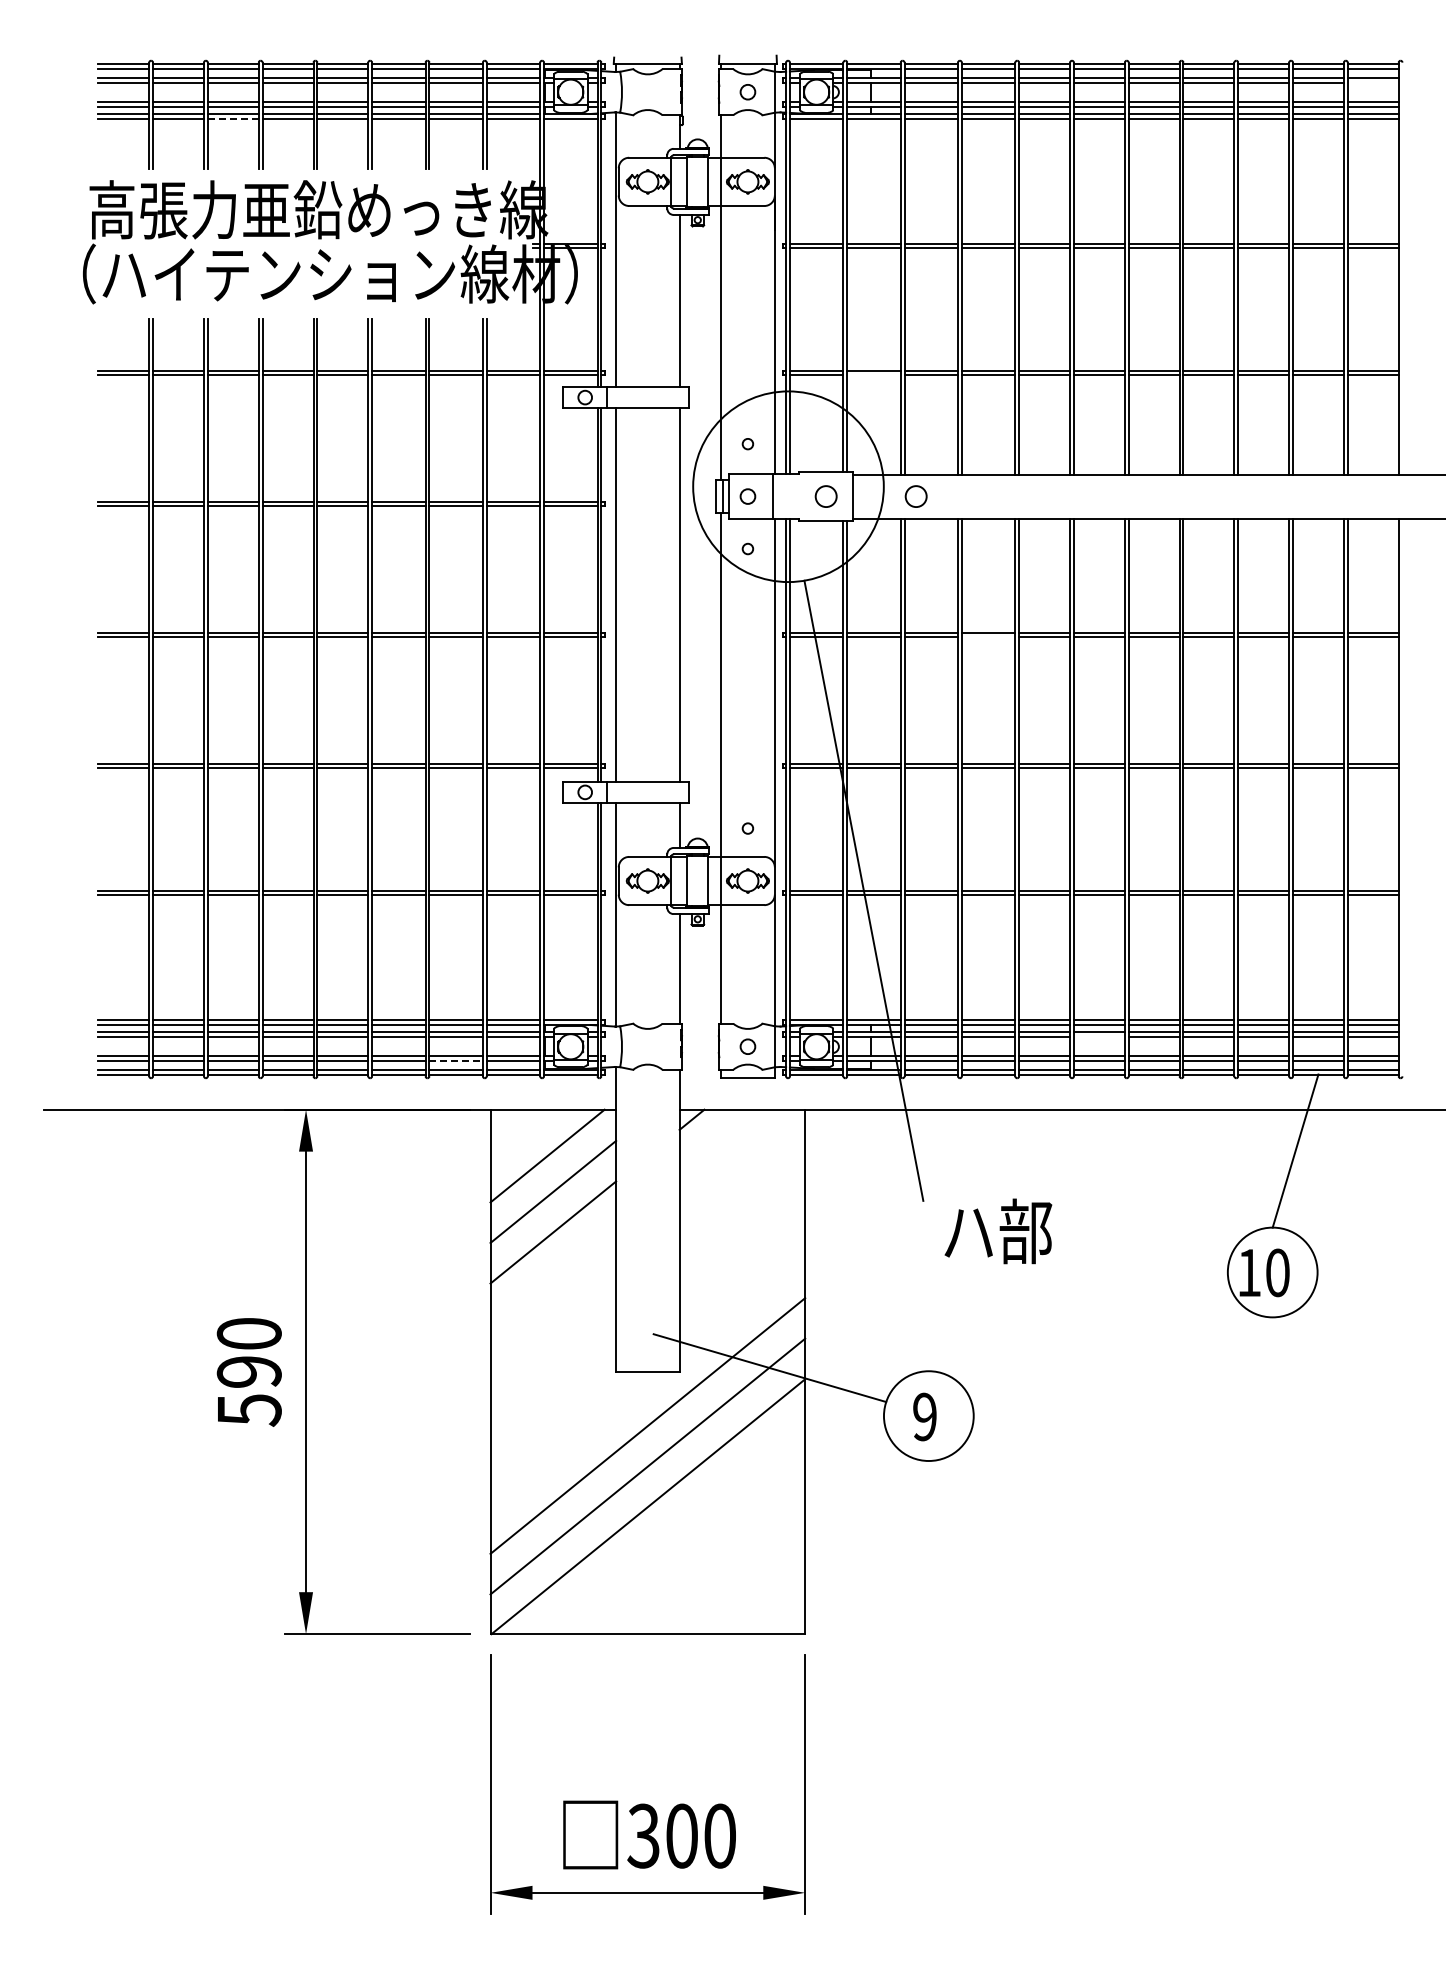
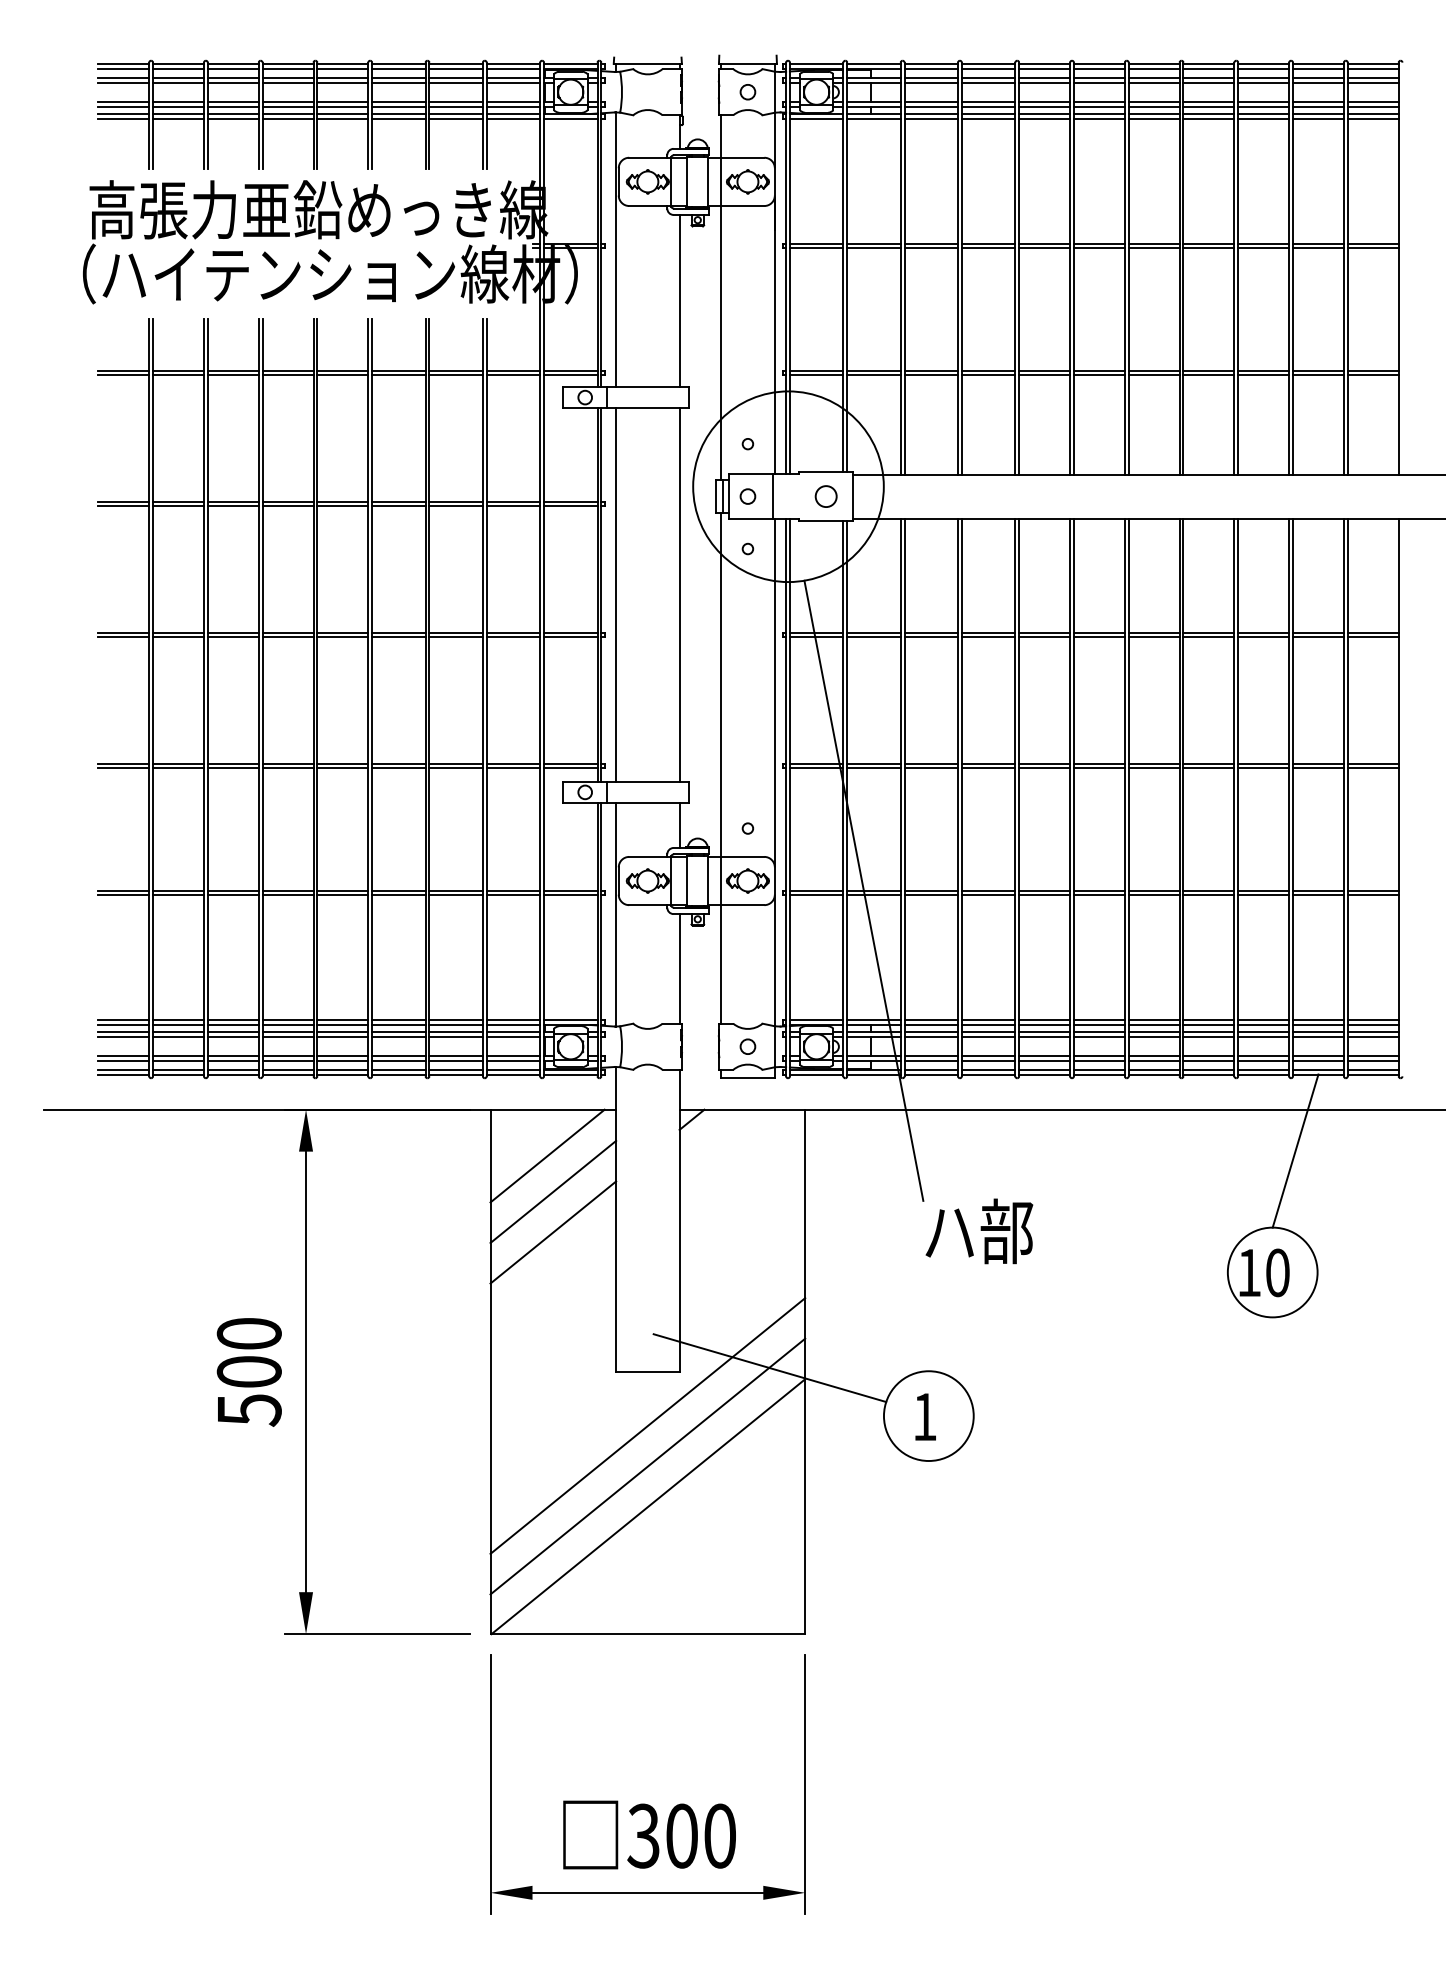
line: none -> present (1372, 82)
line: dashed -> solid (233, 118)
line: none -> present (873, 374)
circle: present -> none (915, 496)
line: none -> present (988, 636)
line: none -> present (1098, 1037)
line: dashed -> solid (456, 1061)
text position: (998, 1231) -> (979, 1231) (979, 1231)
text: 590 -> 500 (248, 1371)
text: 9 -> 1 (924, 1416)
